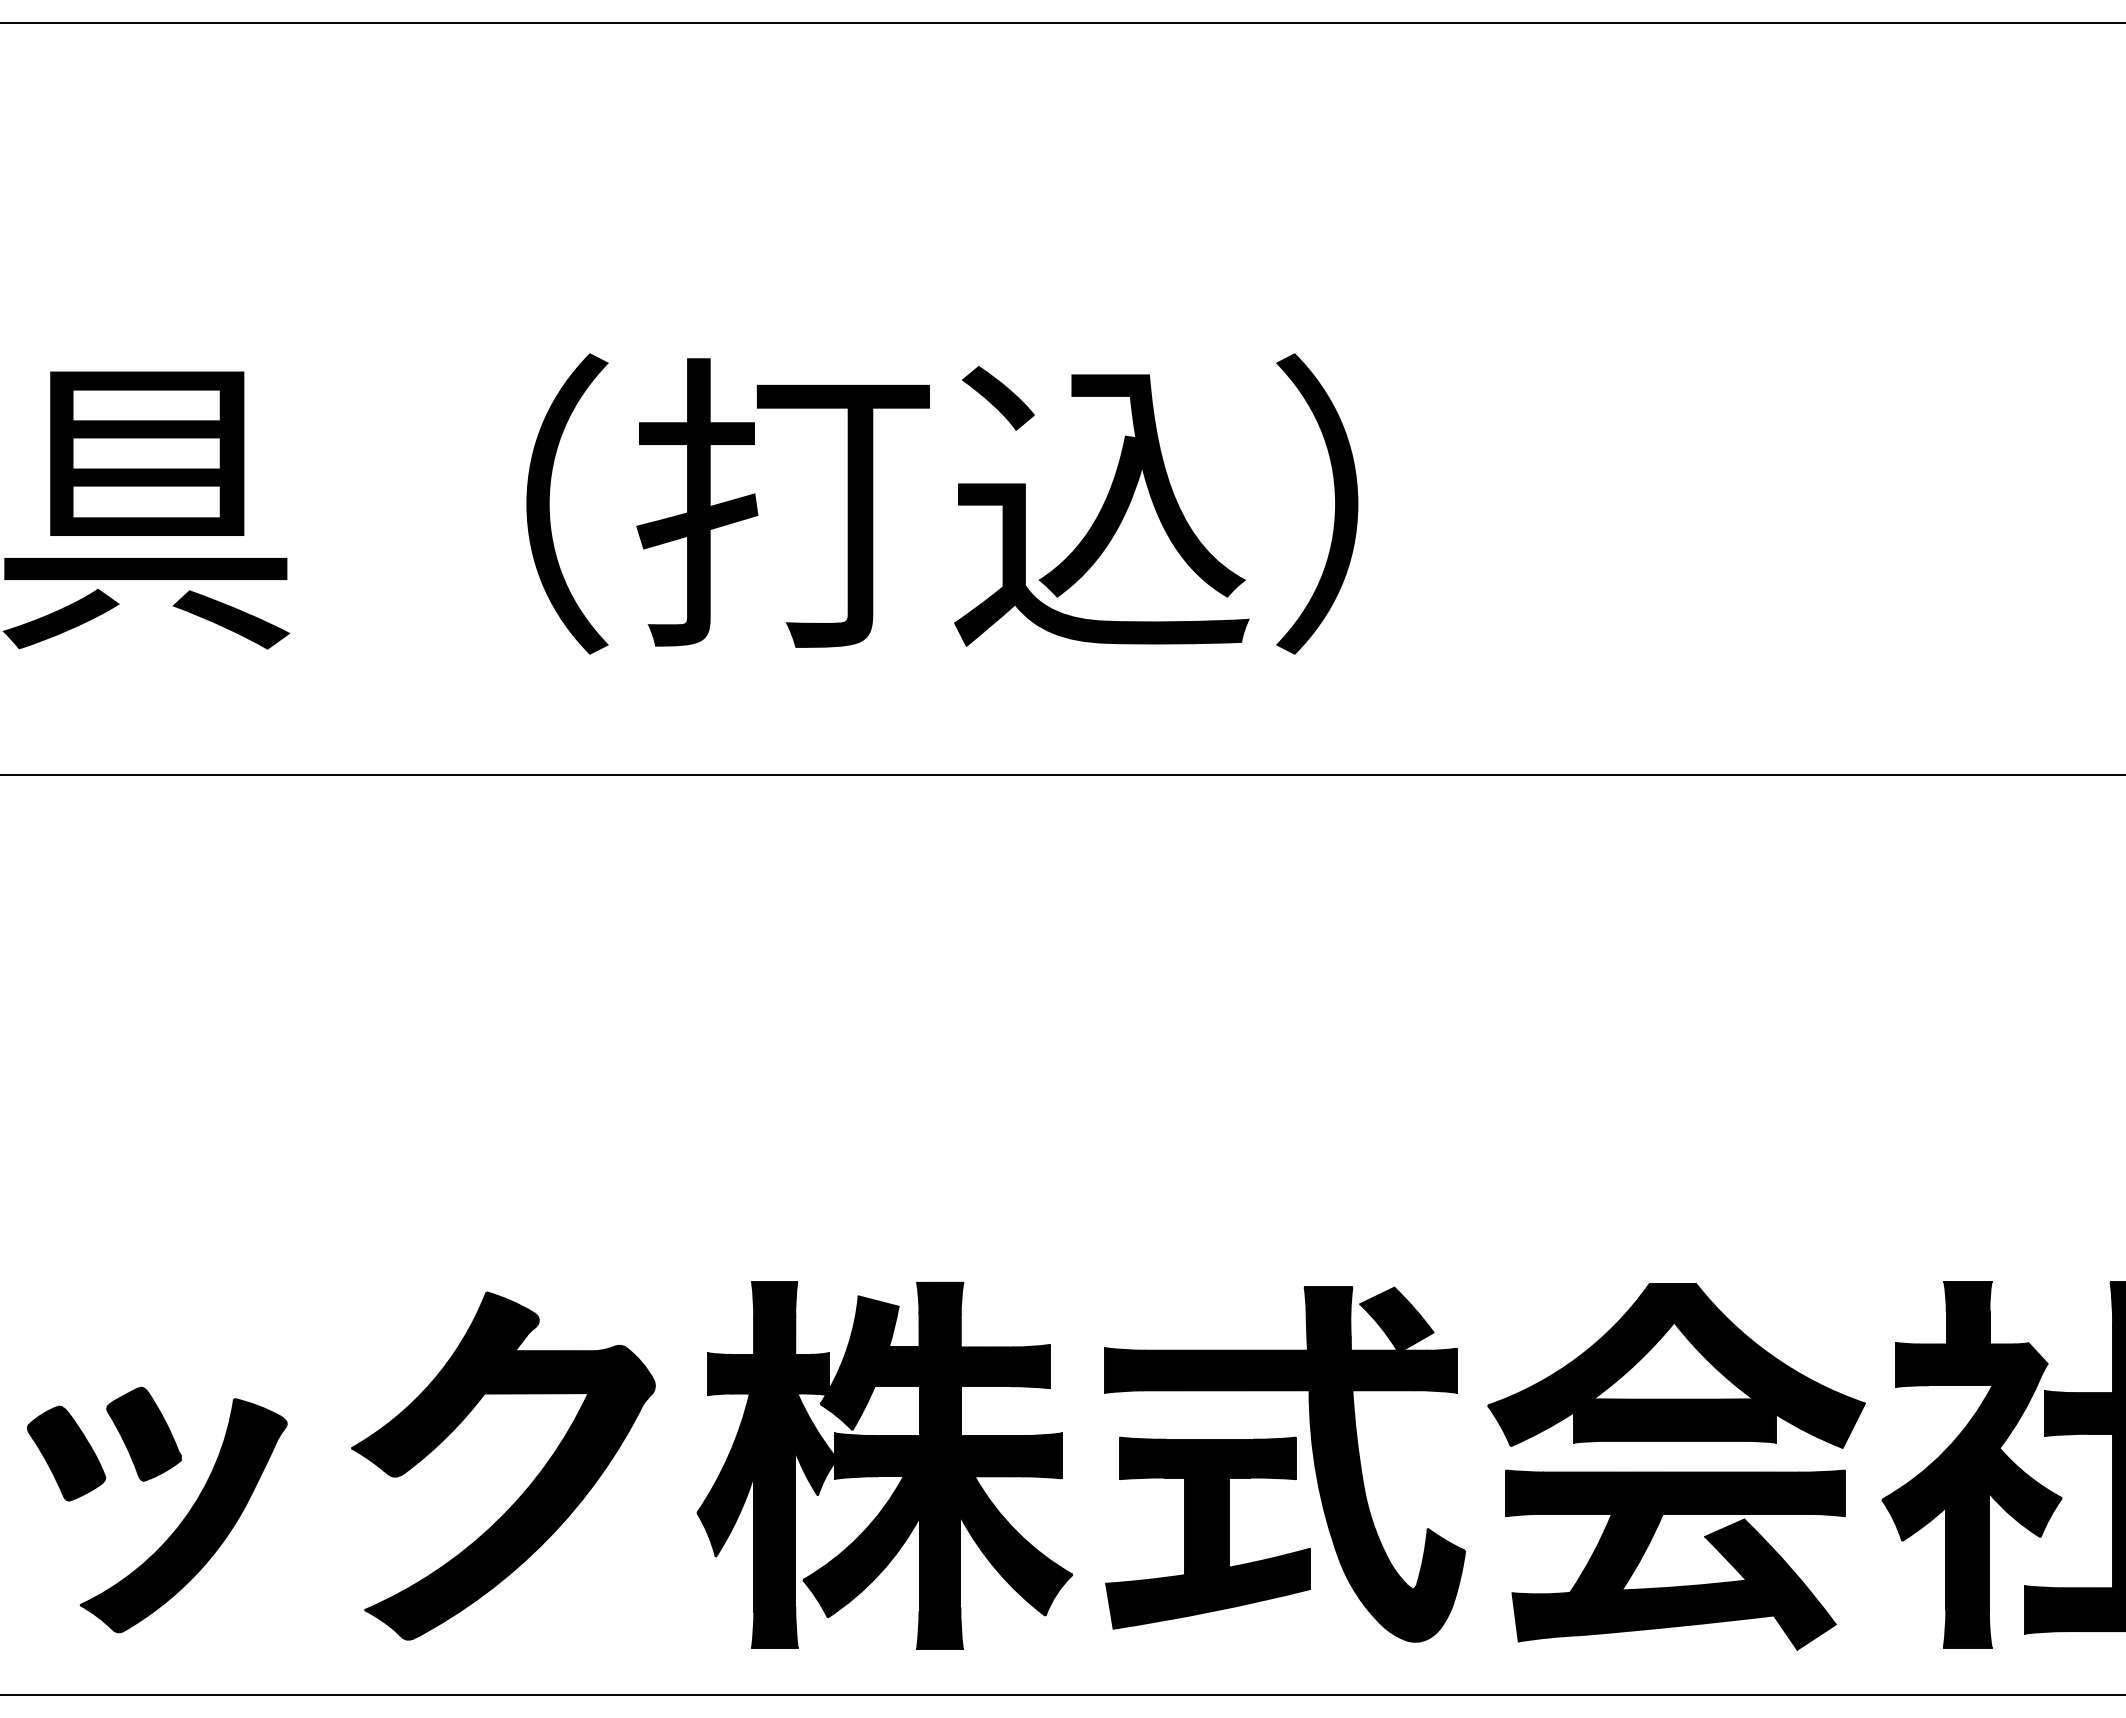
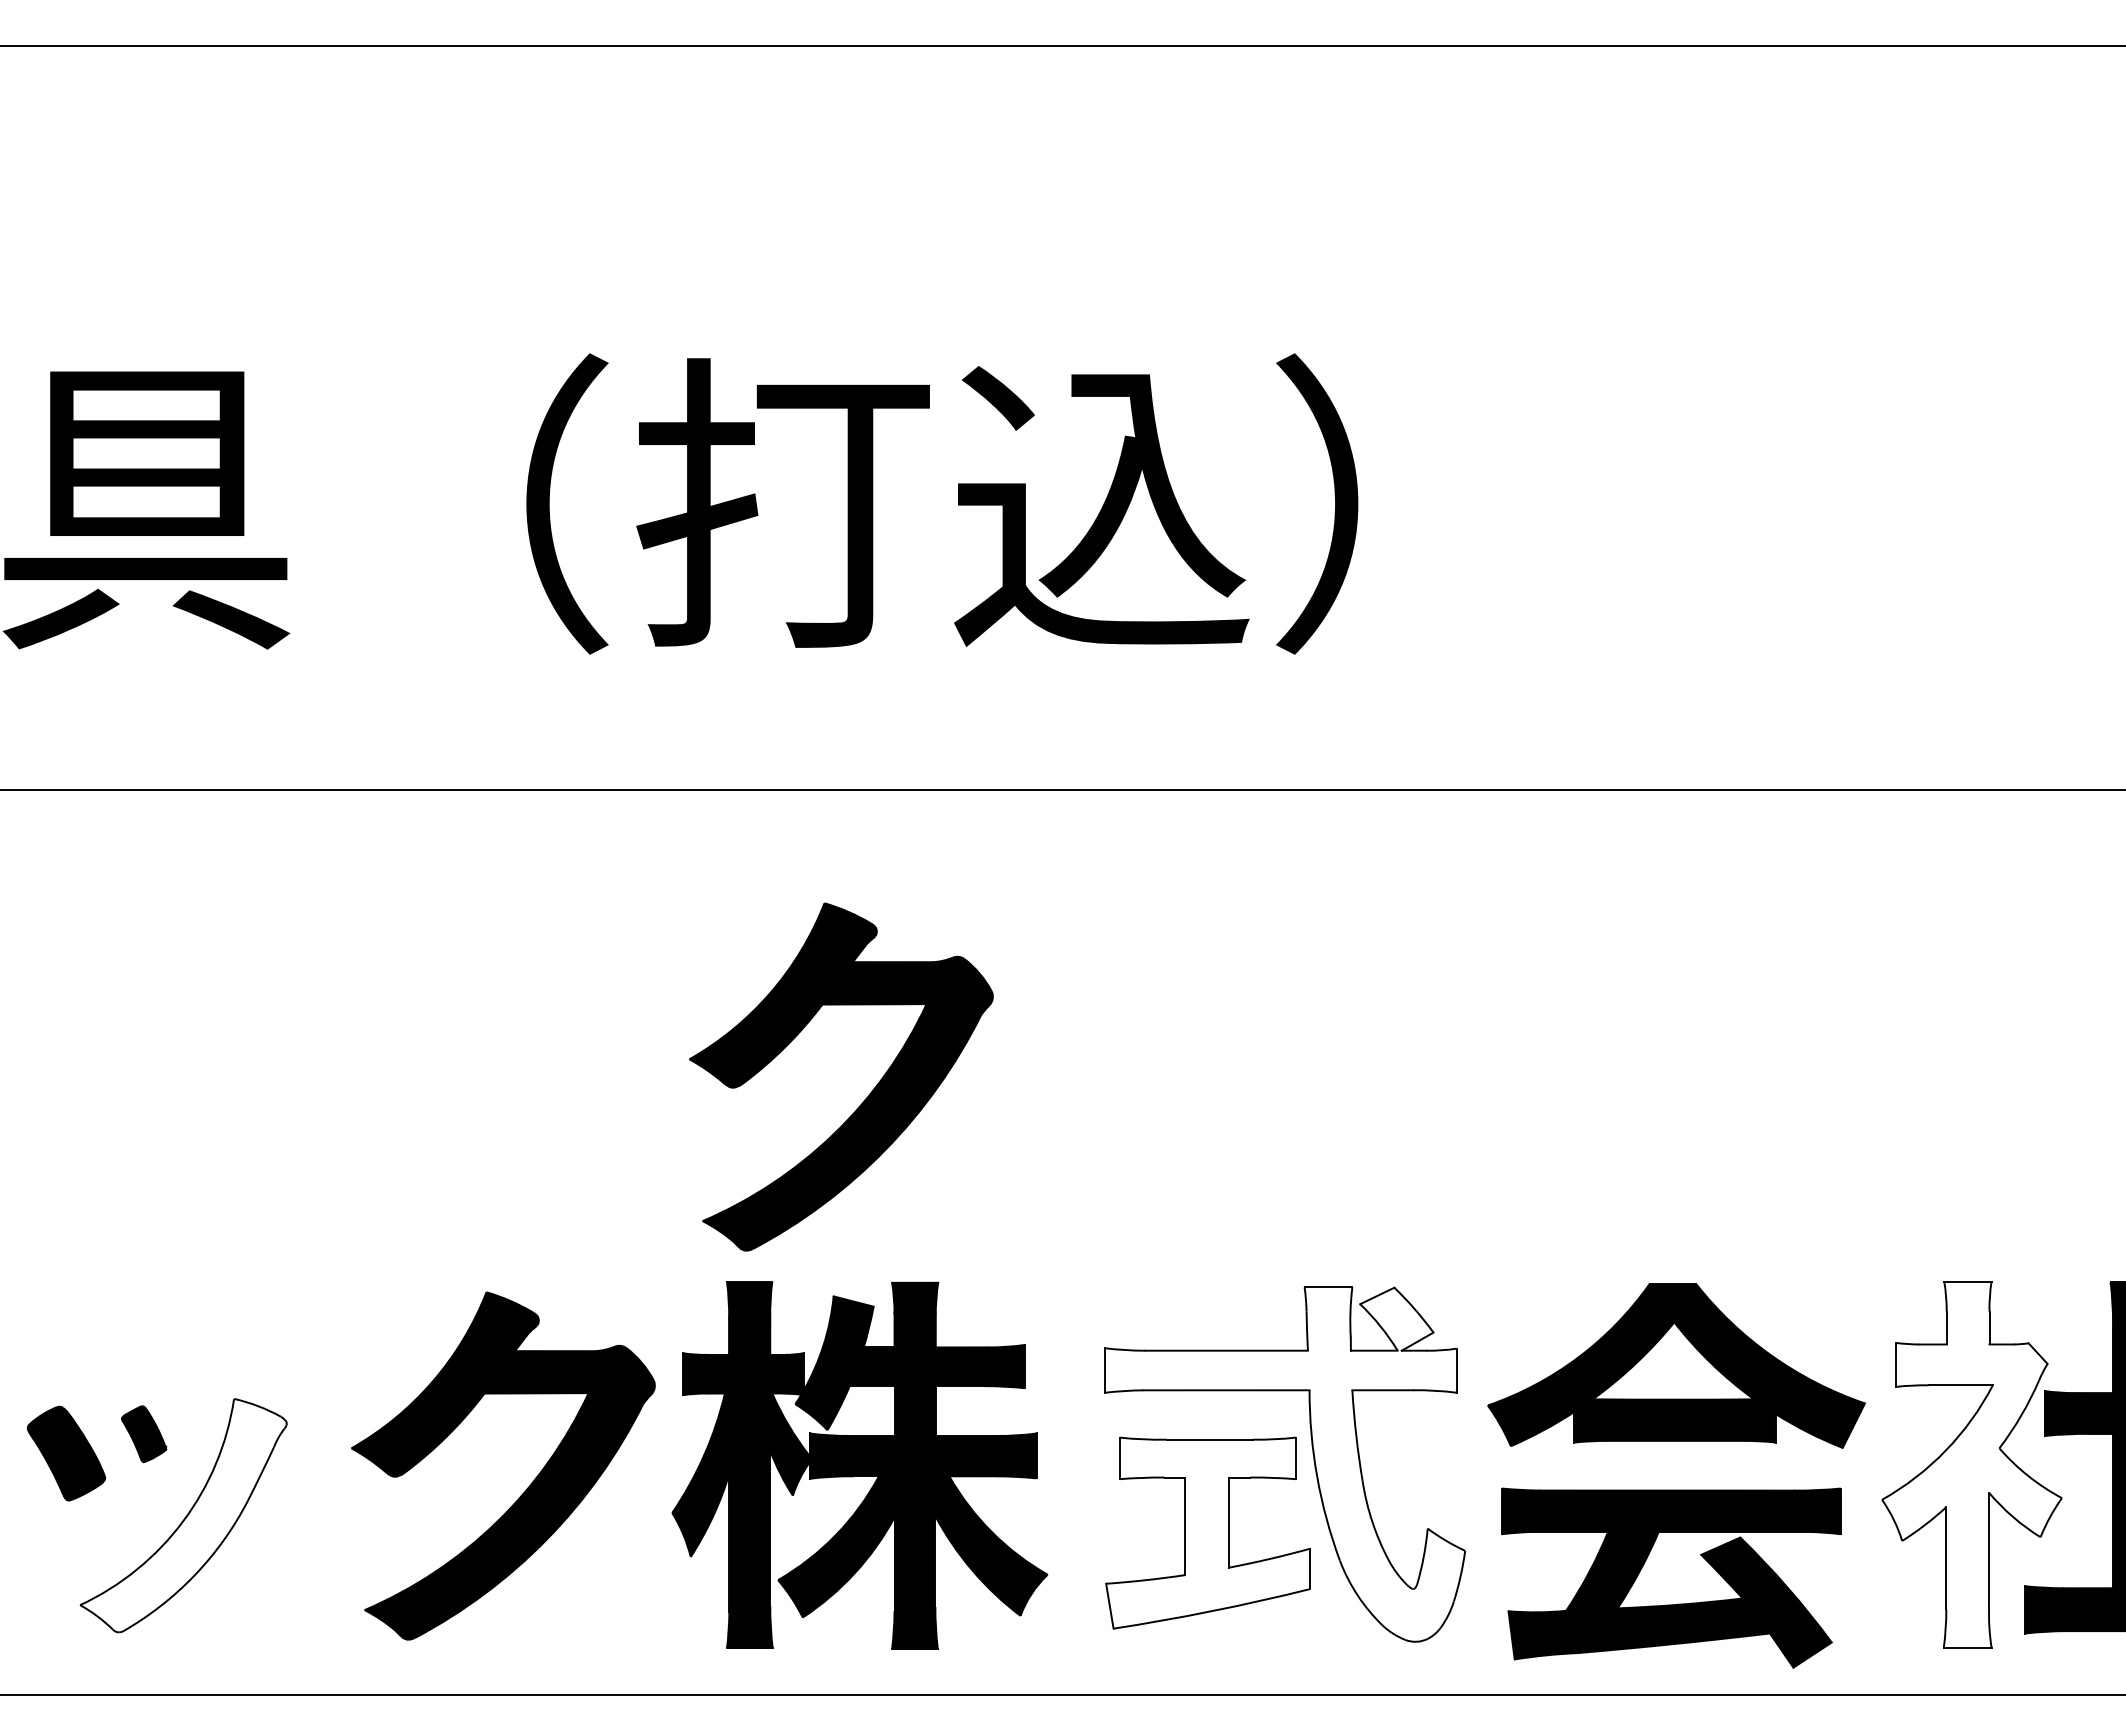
line position: (1062, 22) -> (1062, 45) (1062, 45)
line position: (1062, 775) -> (1062, 790) (1062, 790)
part: none -> present (868, 1094)
part size: 76x96 px -> 47x59 px (144, 1434)
fill: present -> none (1285, 1464)
fill: present -> none (1971, 1464)
part position: (884, 1465) -> (859, 1465) (859, 1465)
fill: present -> none (183, 1515)
fill: present -> none (1207, 1532)
part position: (1682, 1585) -> (1678, 1603) (1678, 1603)
